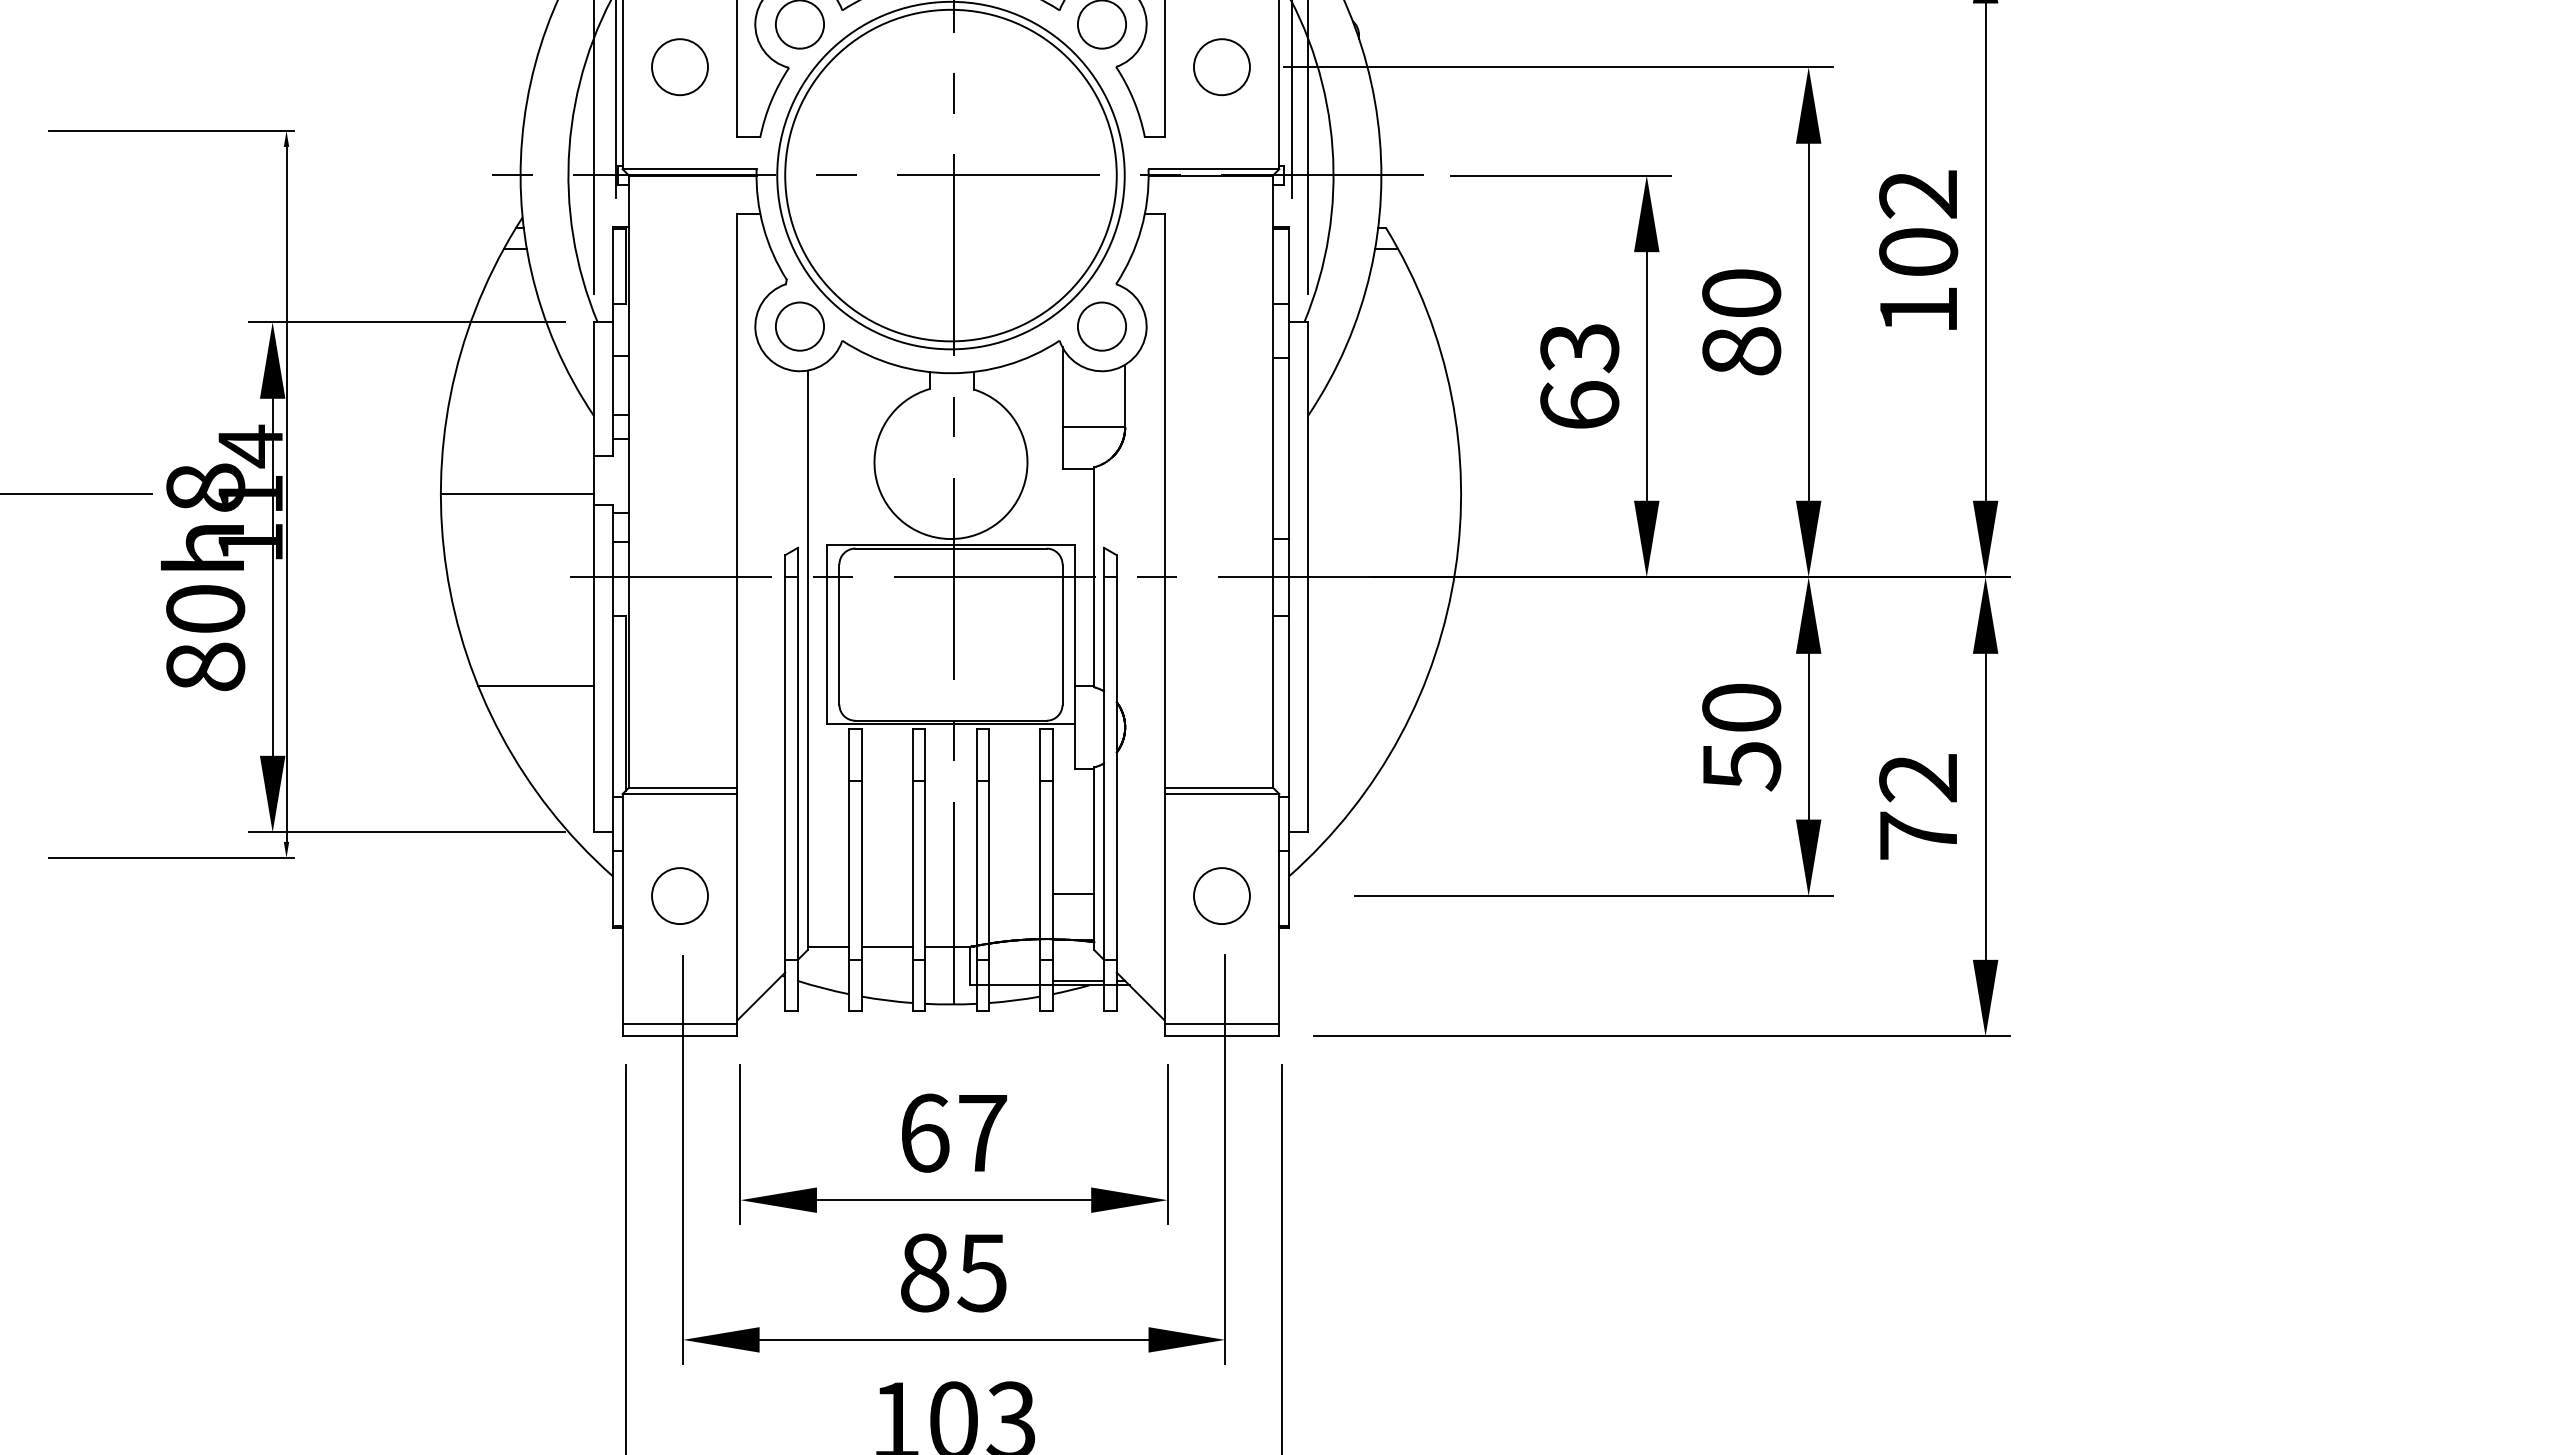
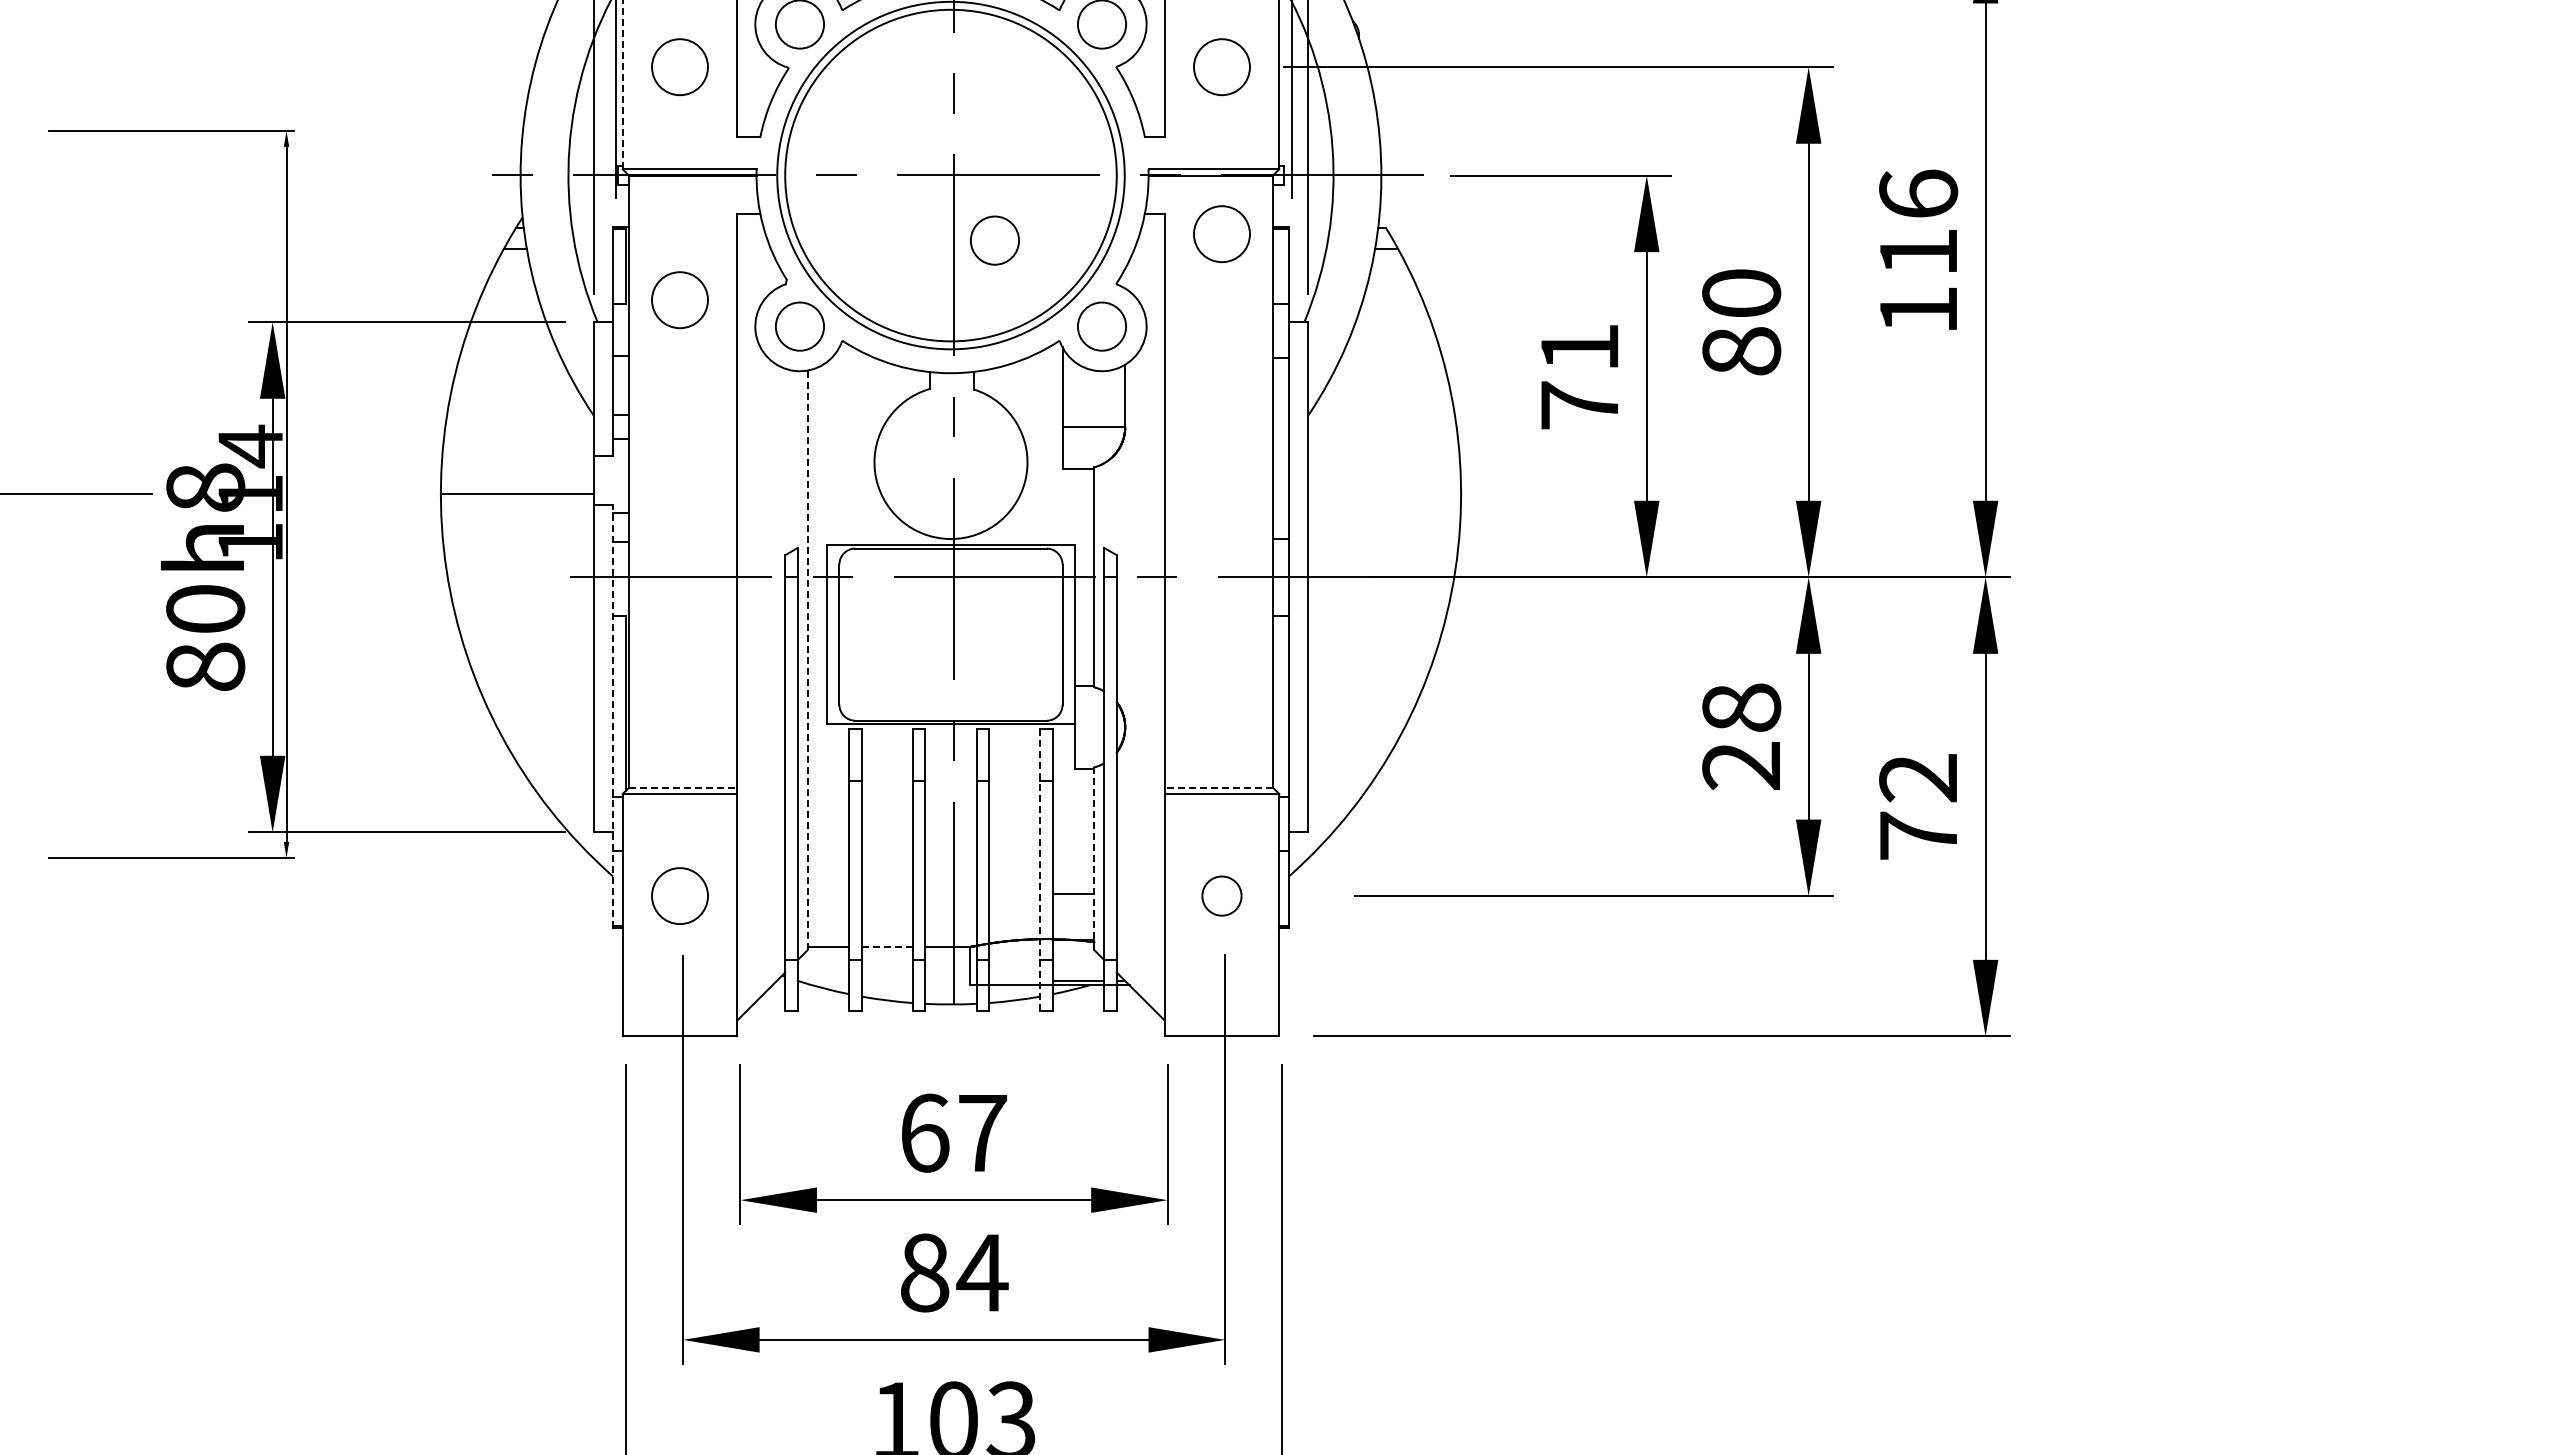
line: solid -> dashed (622, 84)
text: 102 -> 116 (1918, 222)
circle: none -> present (1221, 234)
circle: none -> present (994, 240)
circle: none -> present (679, 300)
text: 63 -> 71 (1579, 376)
line: solid -> dashed (807, 660)
line: present -> none (535, 685)
line: solid -> dashed (613, 716)
text: 50 -> 28 (1741, 737)
line: solid -> dashed (683, 787)
line: solid -> dashed (1218, 787)
line: solid -> dashed (1094, 859)
line: solid -> dashed (1040, 870)
circle diameter: 56 px -> 39 px (1221, 895)
line: solid -> dashed (887, 947)
line: present -> none (679, 1023)
line: present -> none (1221, 1023)
text: 85 -> 84 (982, 1273)
